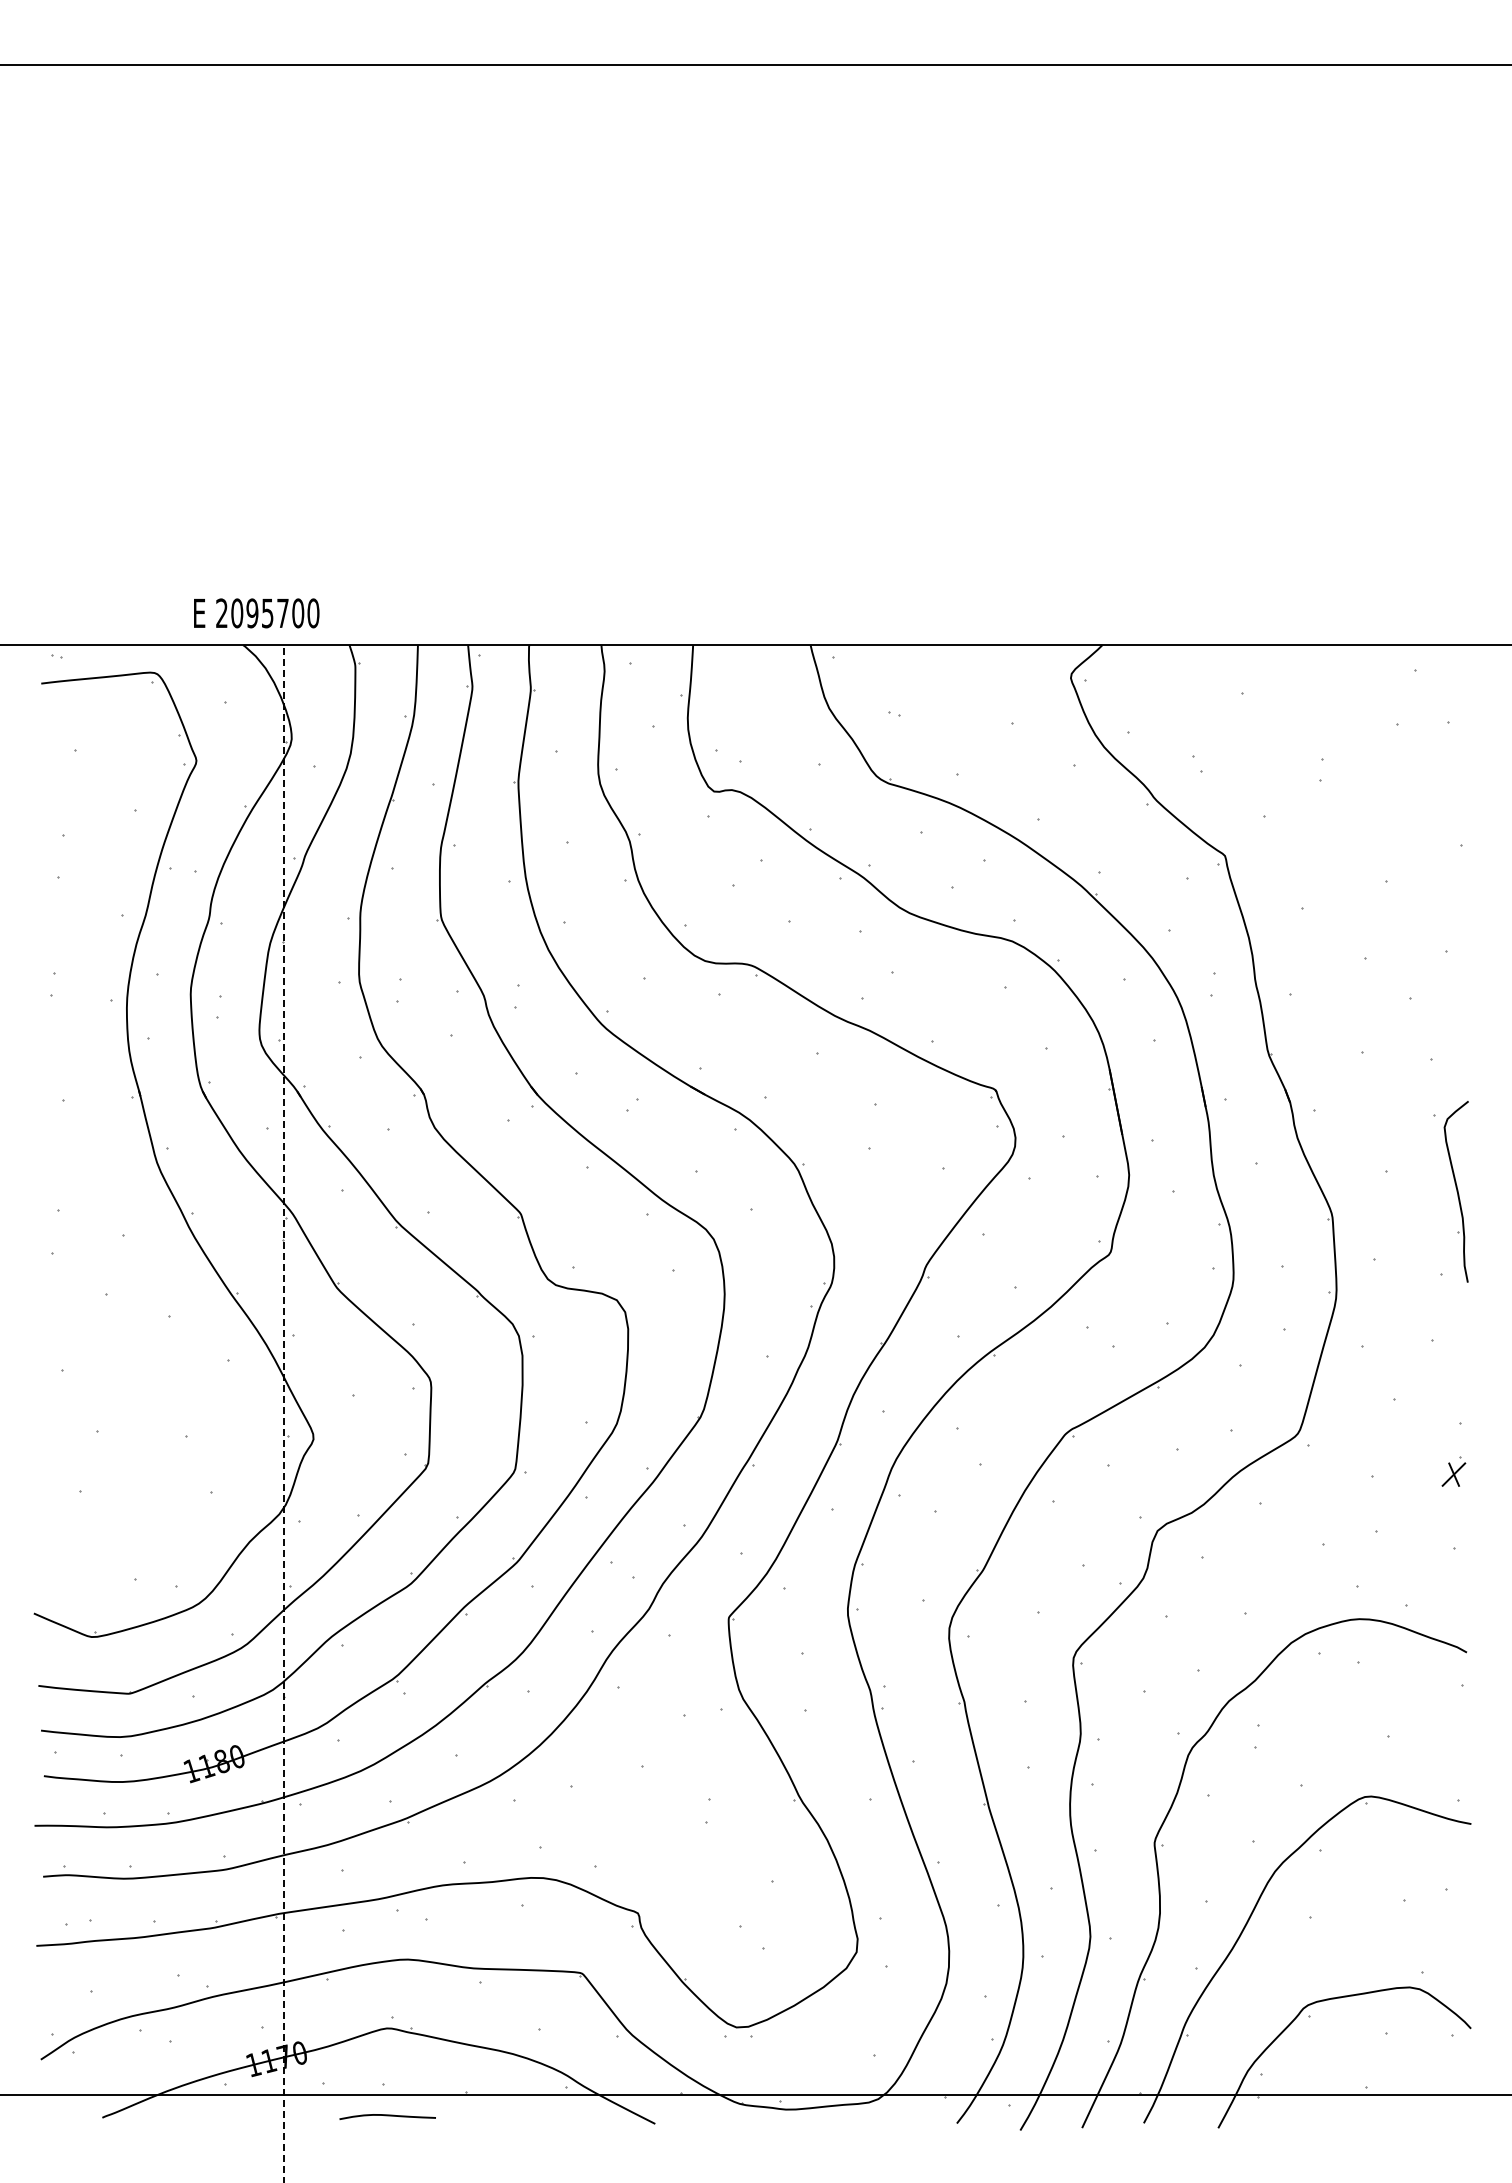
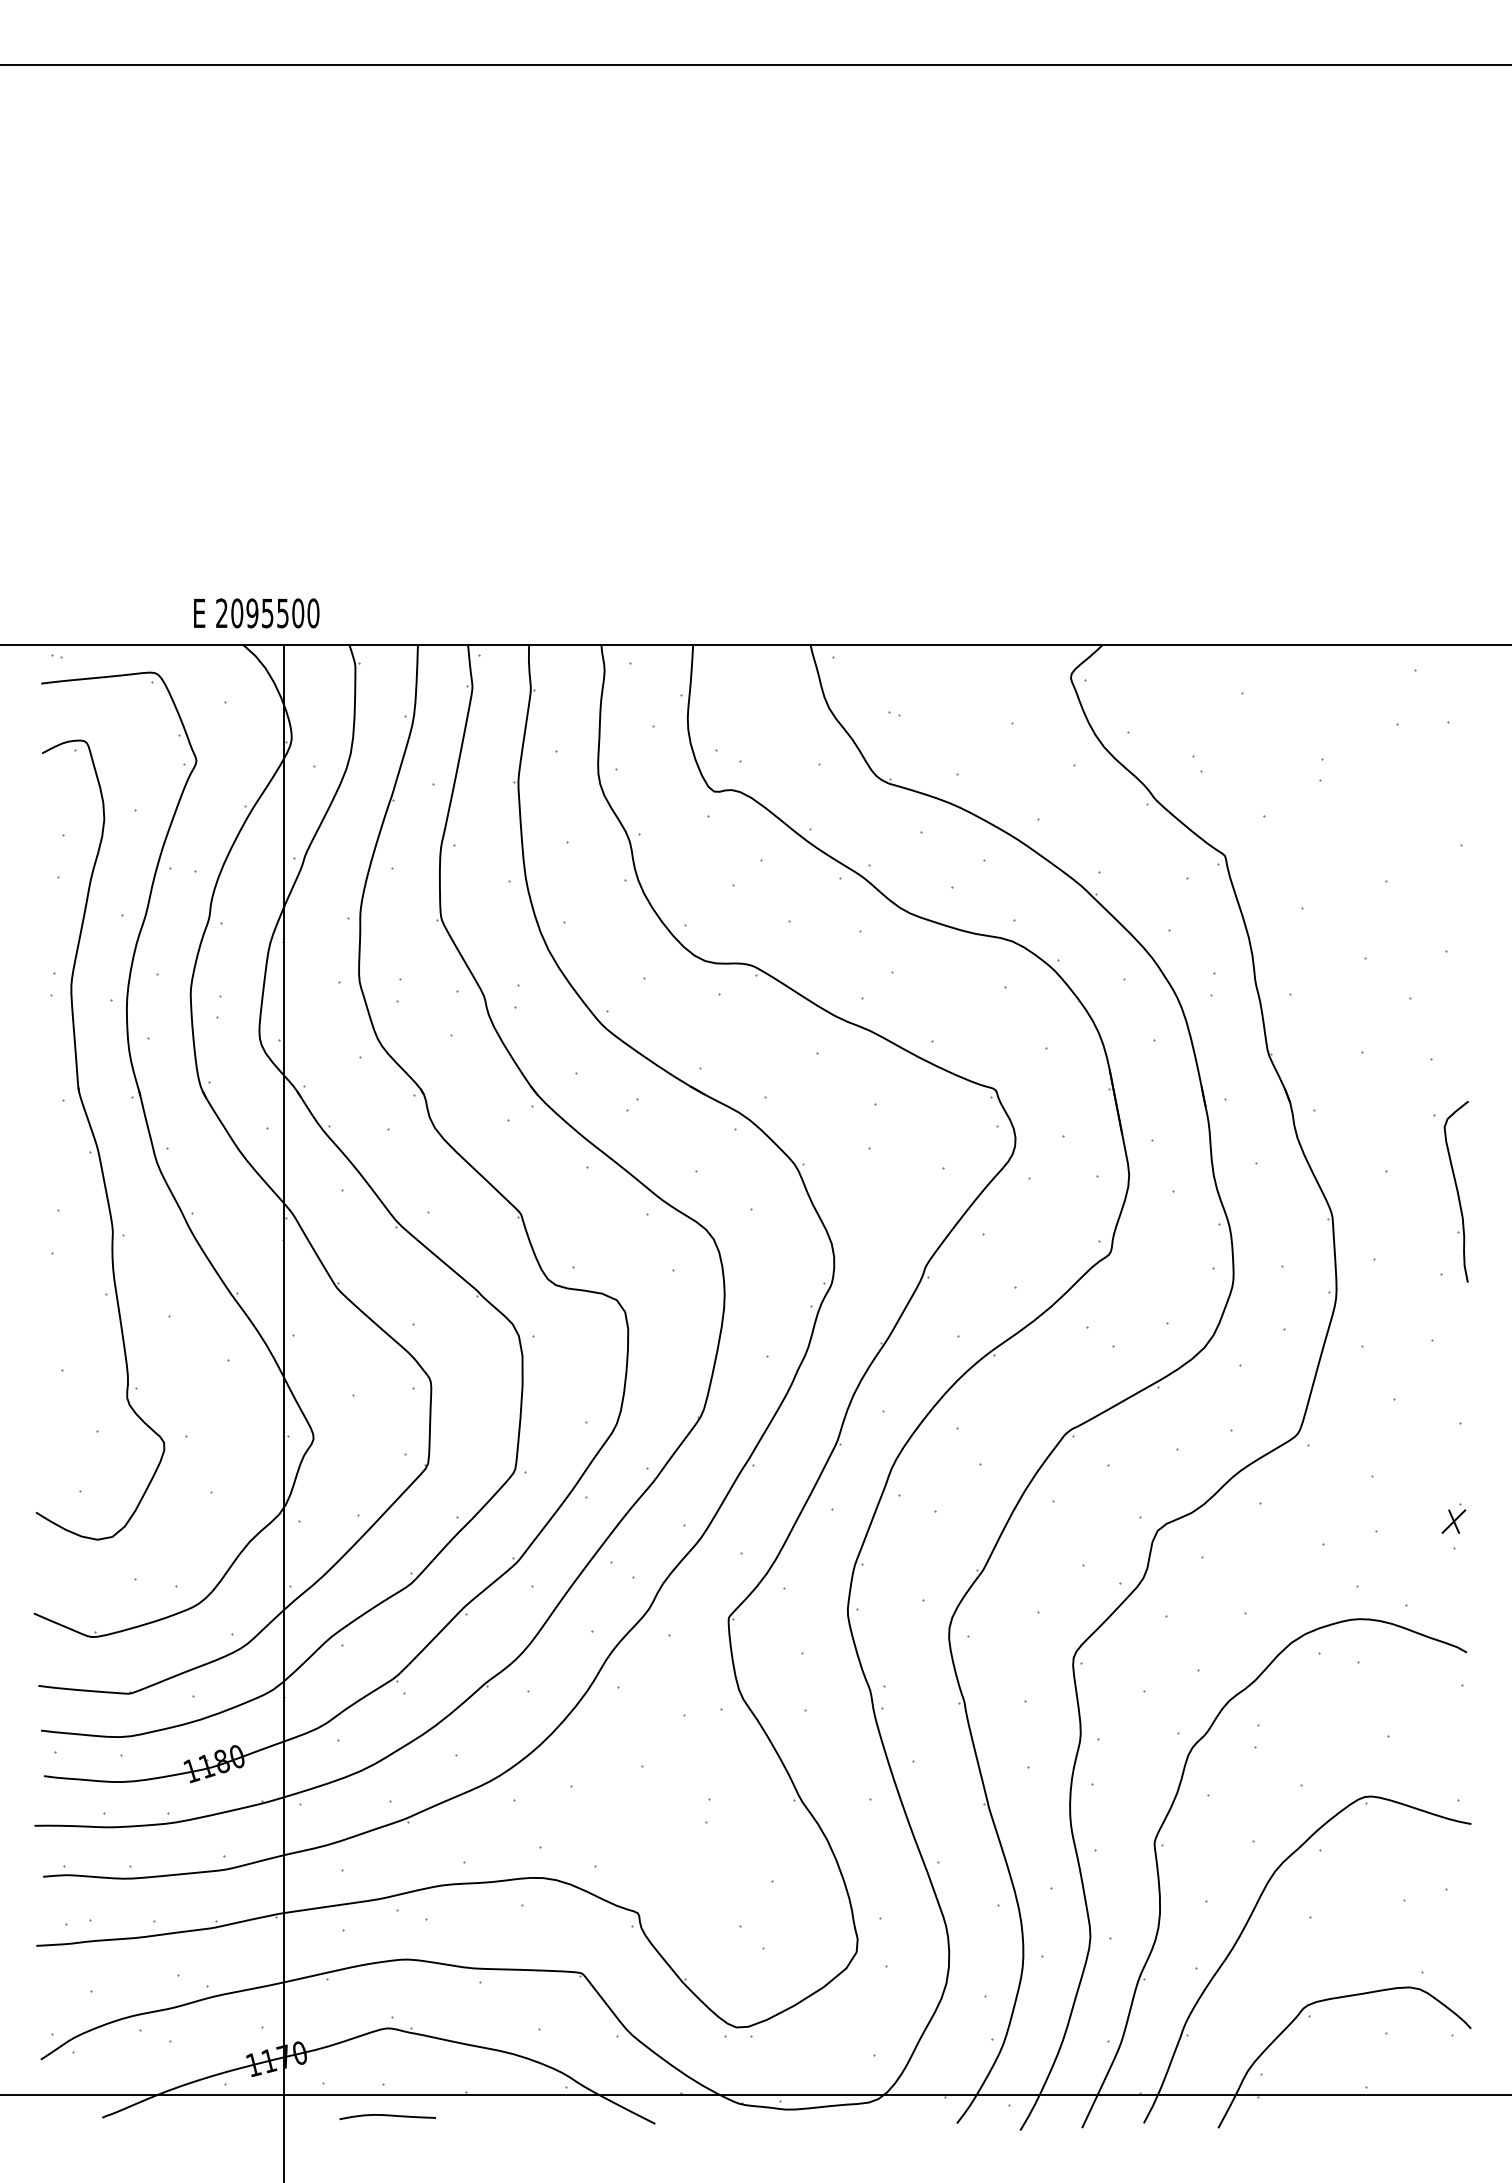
text: 2095700 -> 2095500 (282, 613)
part: none -> present (100, 1139)
line: dashed -> solid (283, 1413)
part position: (1453, 1471) -> (1453, 1518) (1453, 1518)
